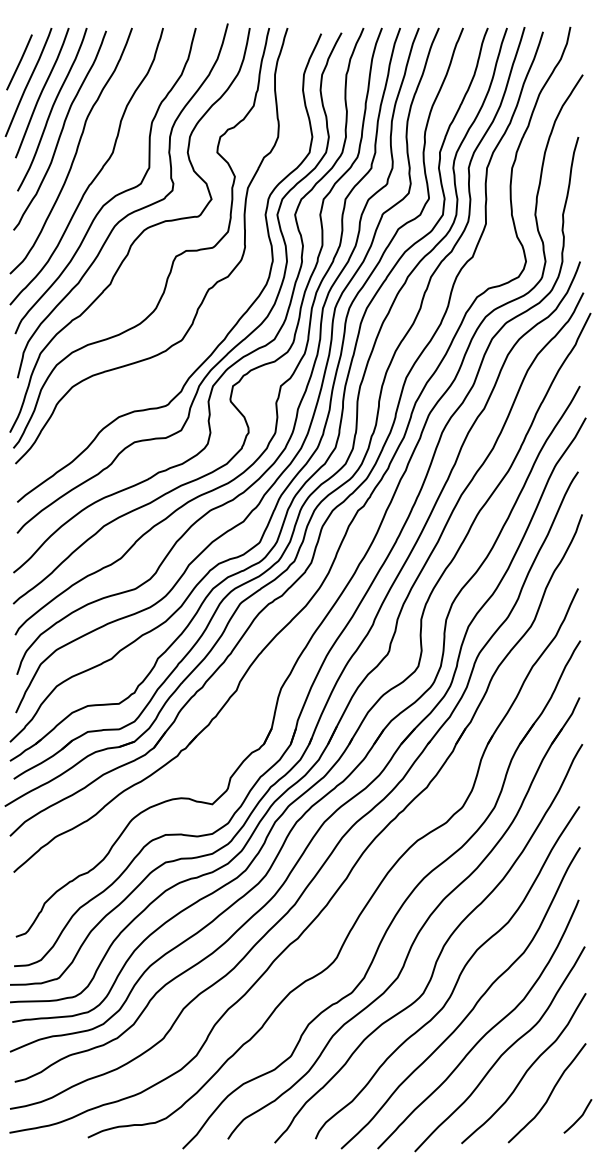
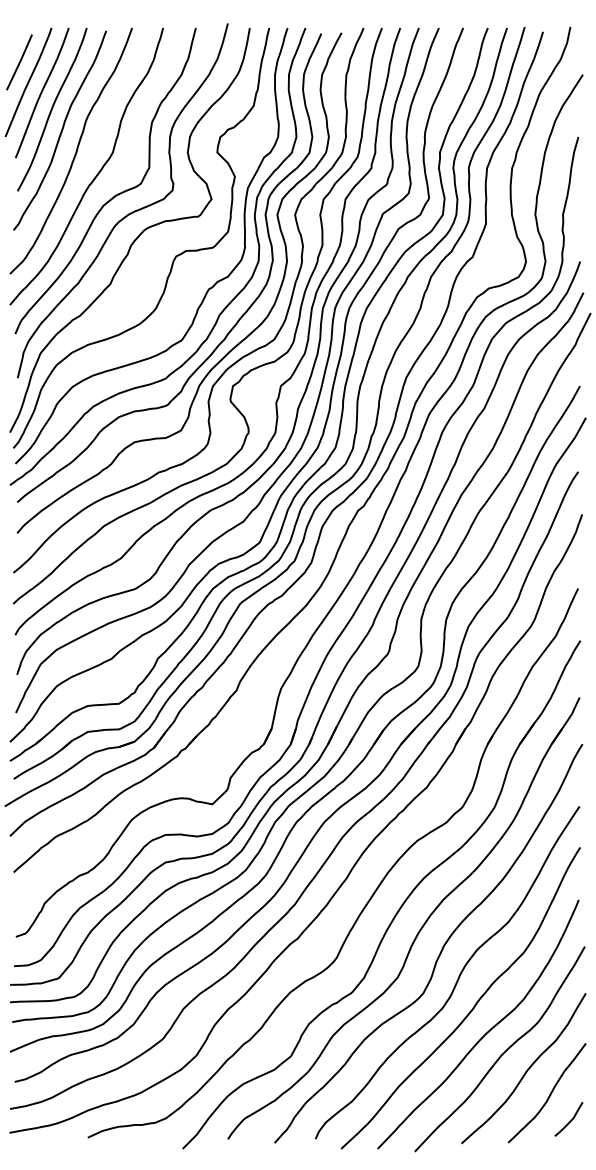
curve: none -> present (223, 308)
curve position: (579, 1117) -> (570, 1120) (570, 1120)
